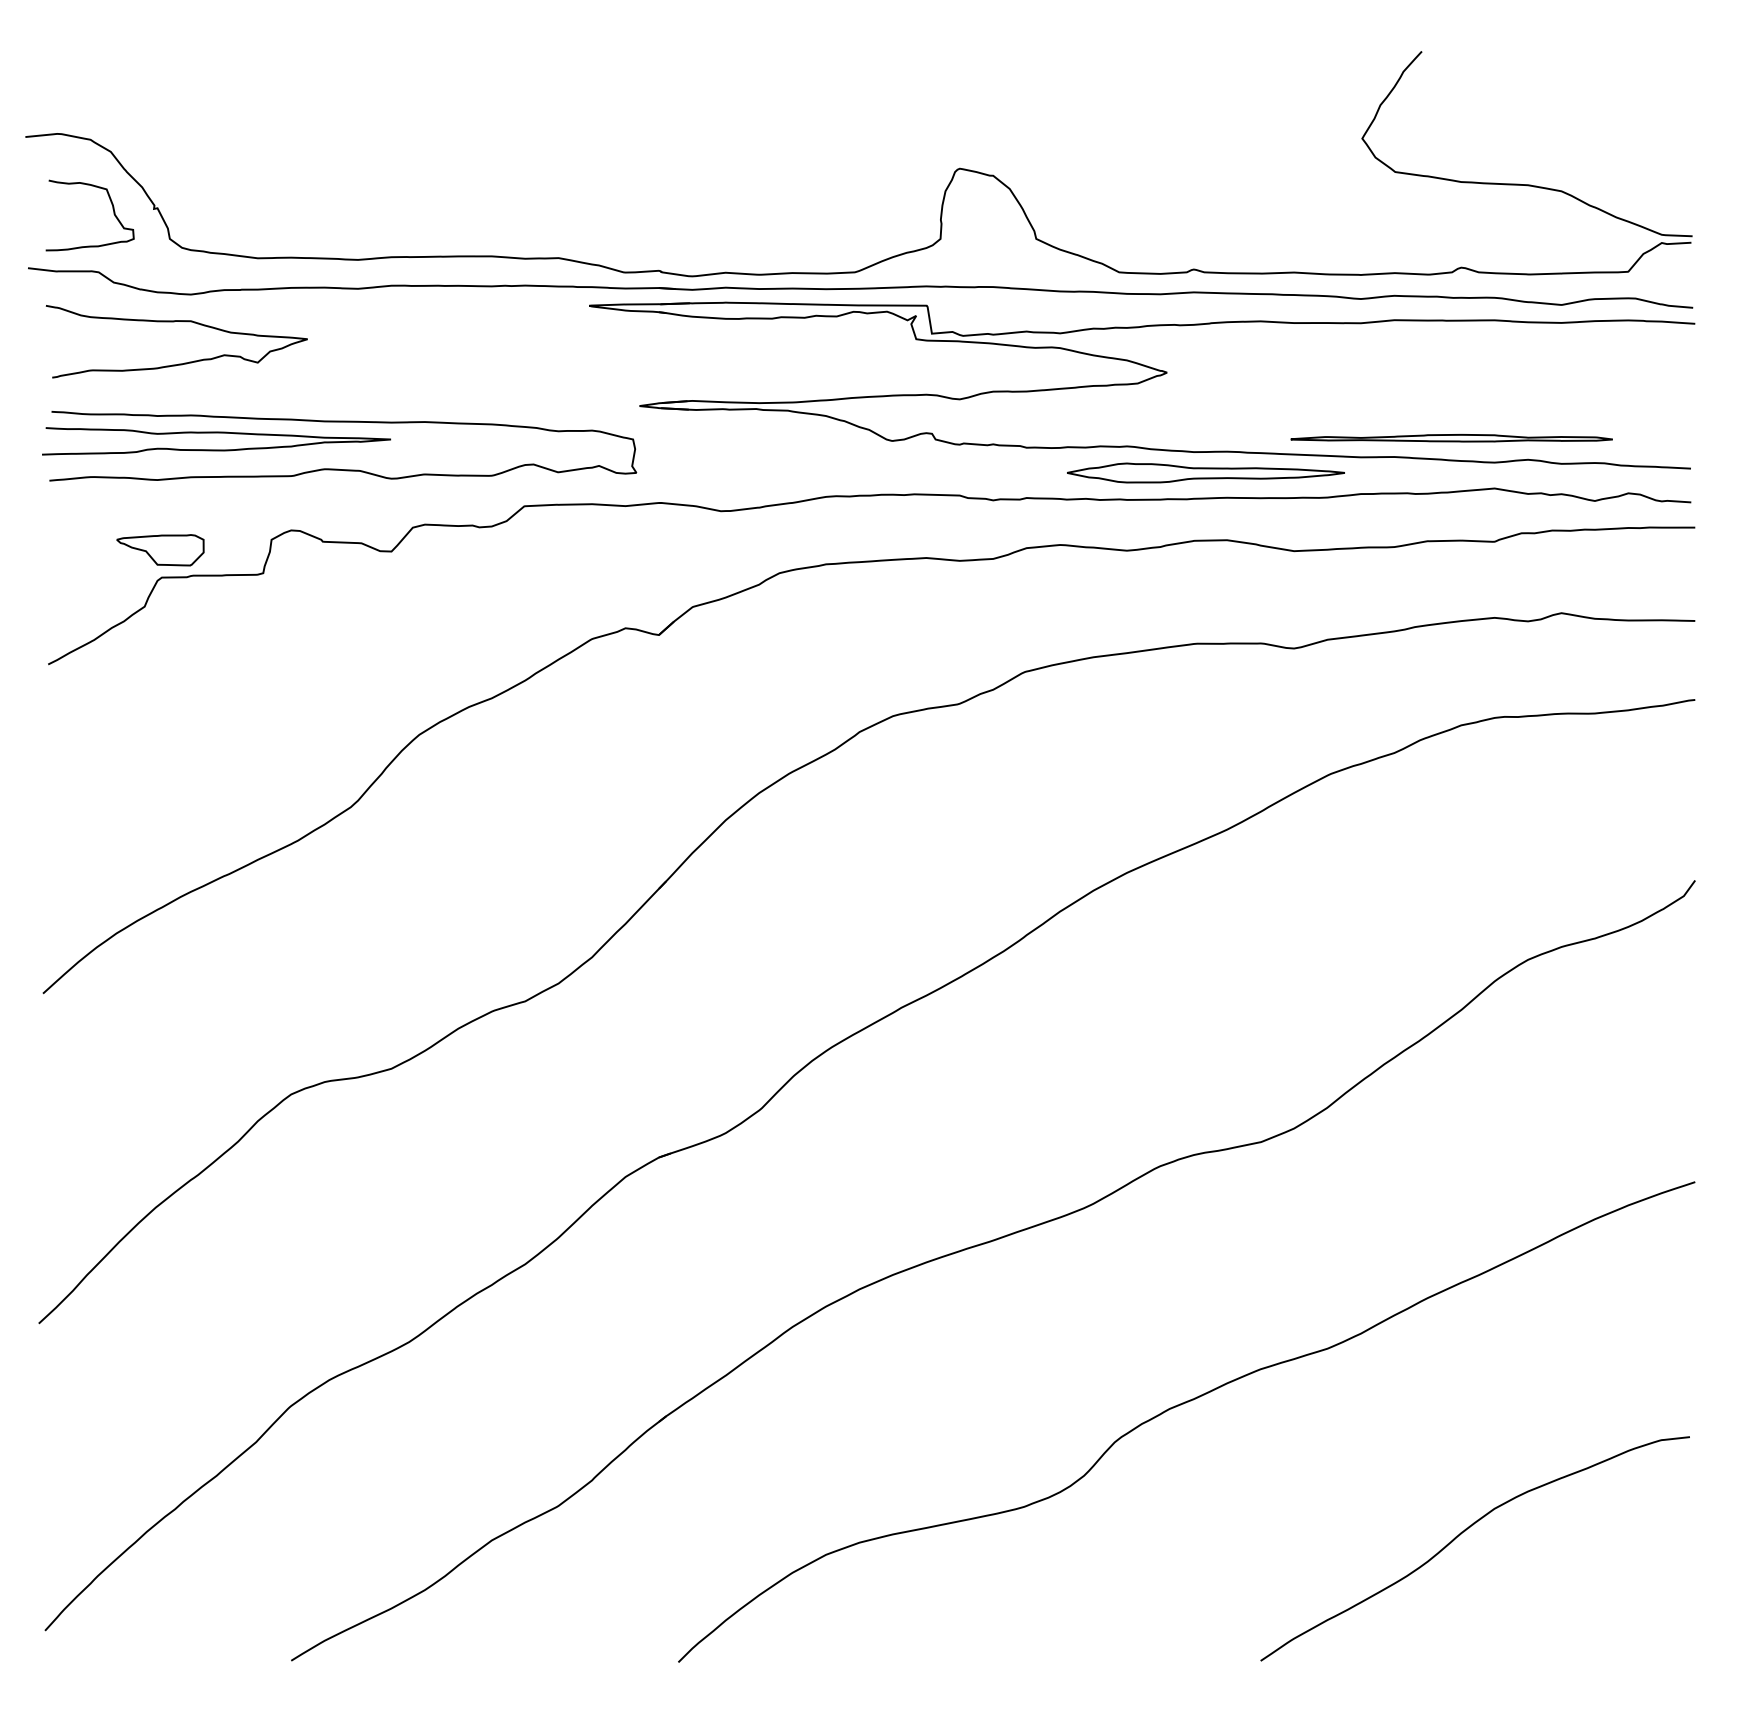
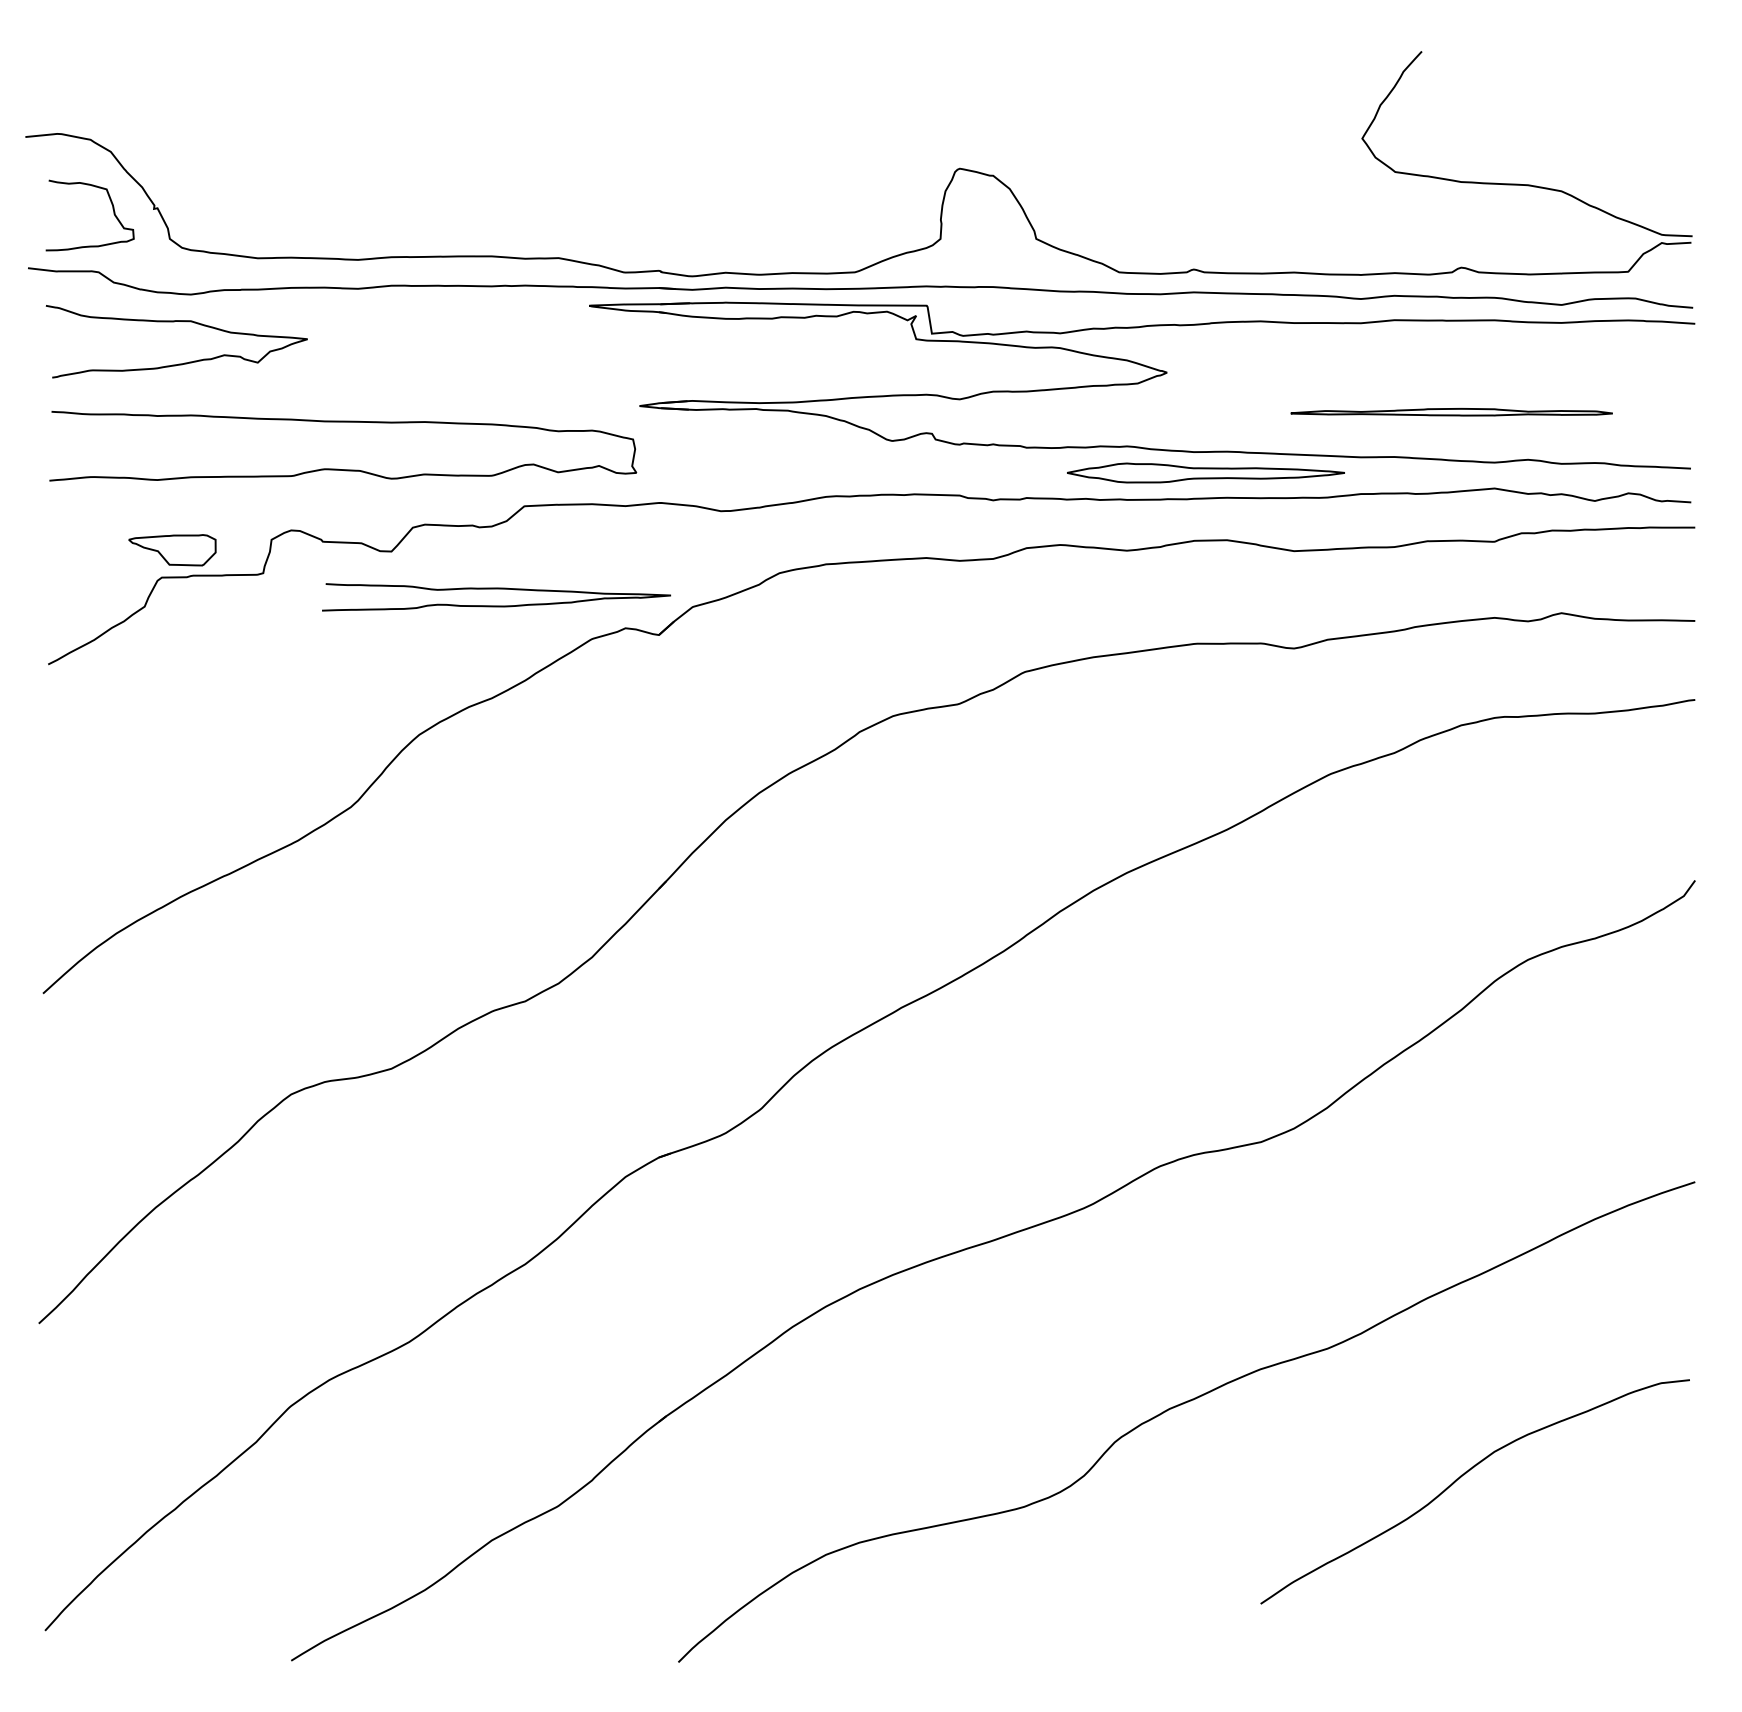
curve position: (216, 433) -> (496, 589) (496, 589)
part position: (1451, 438) -> (1451, 412) (1451, 412)
part position: (160, 550) -> (172, 550) (172, 550)
curve position: (1461, 1534) -> (1461, 1477) (1461, 1477)
